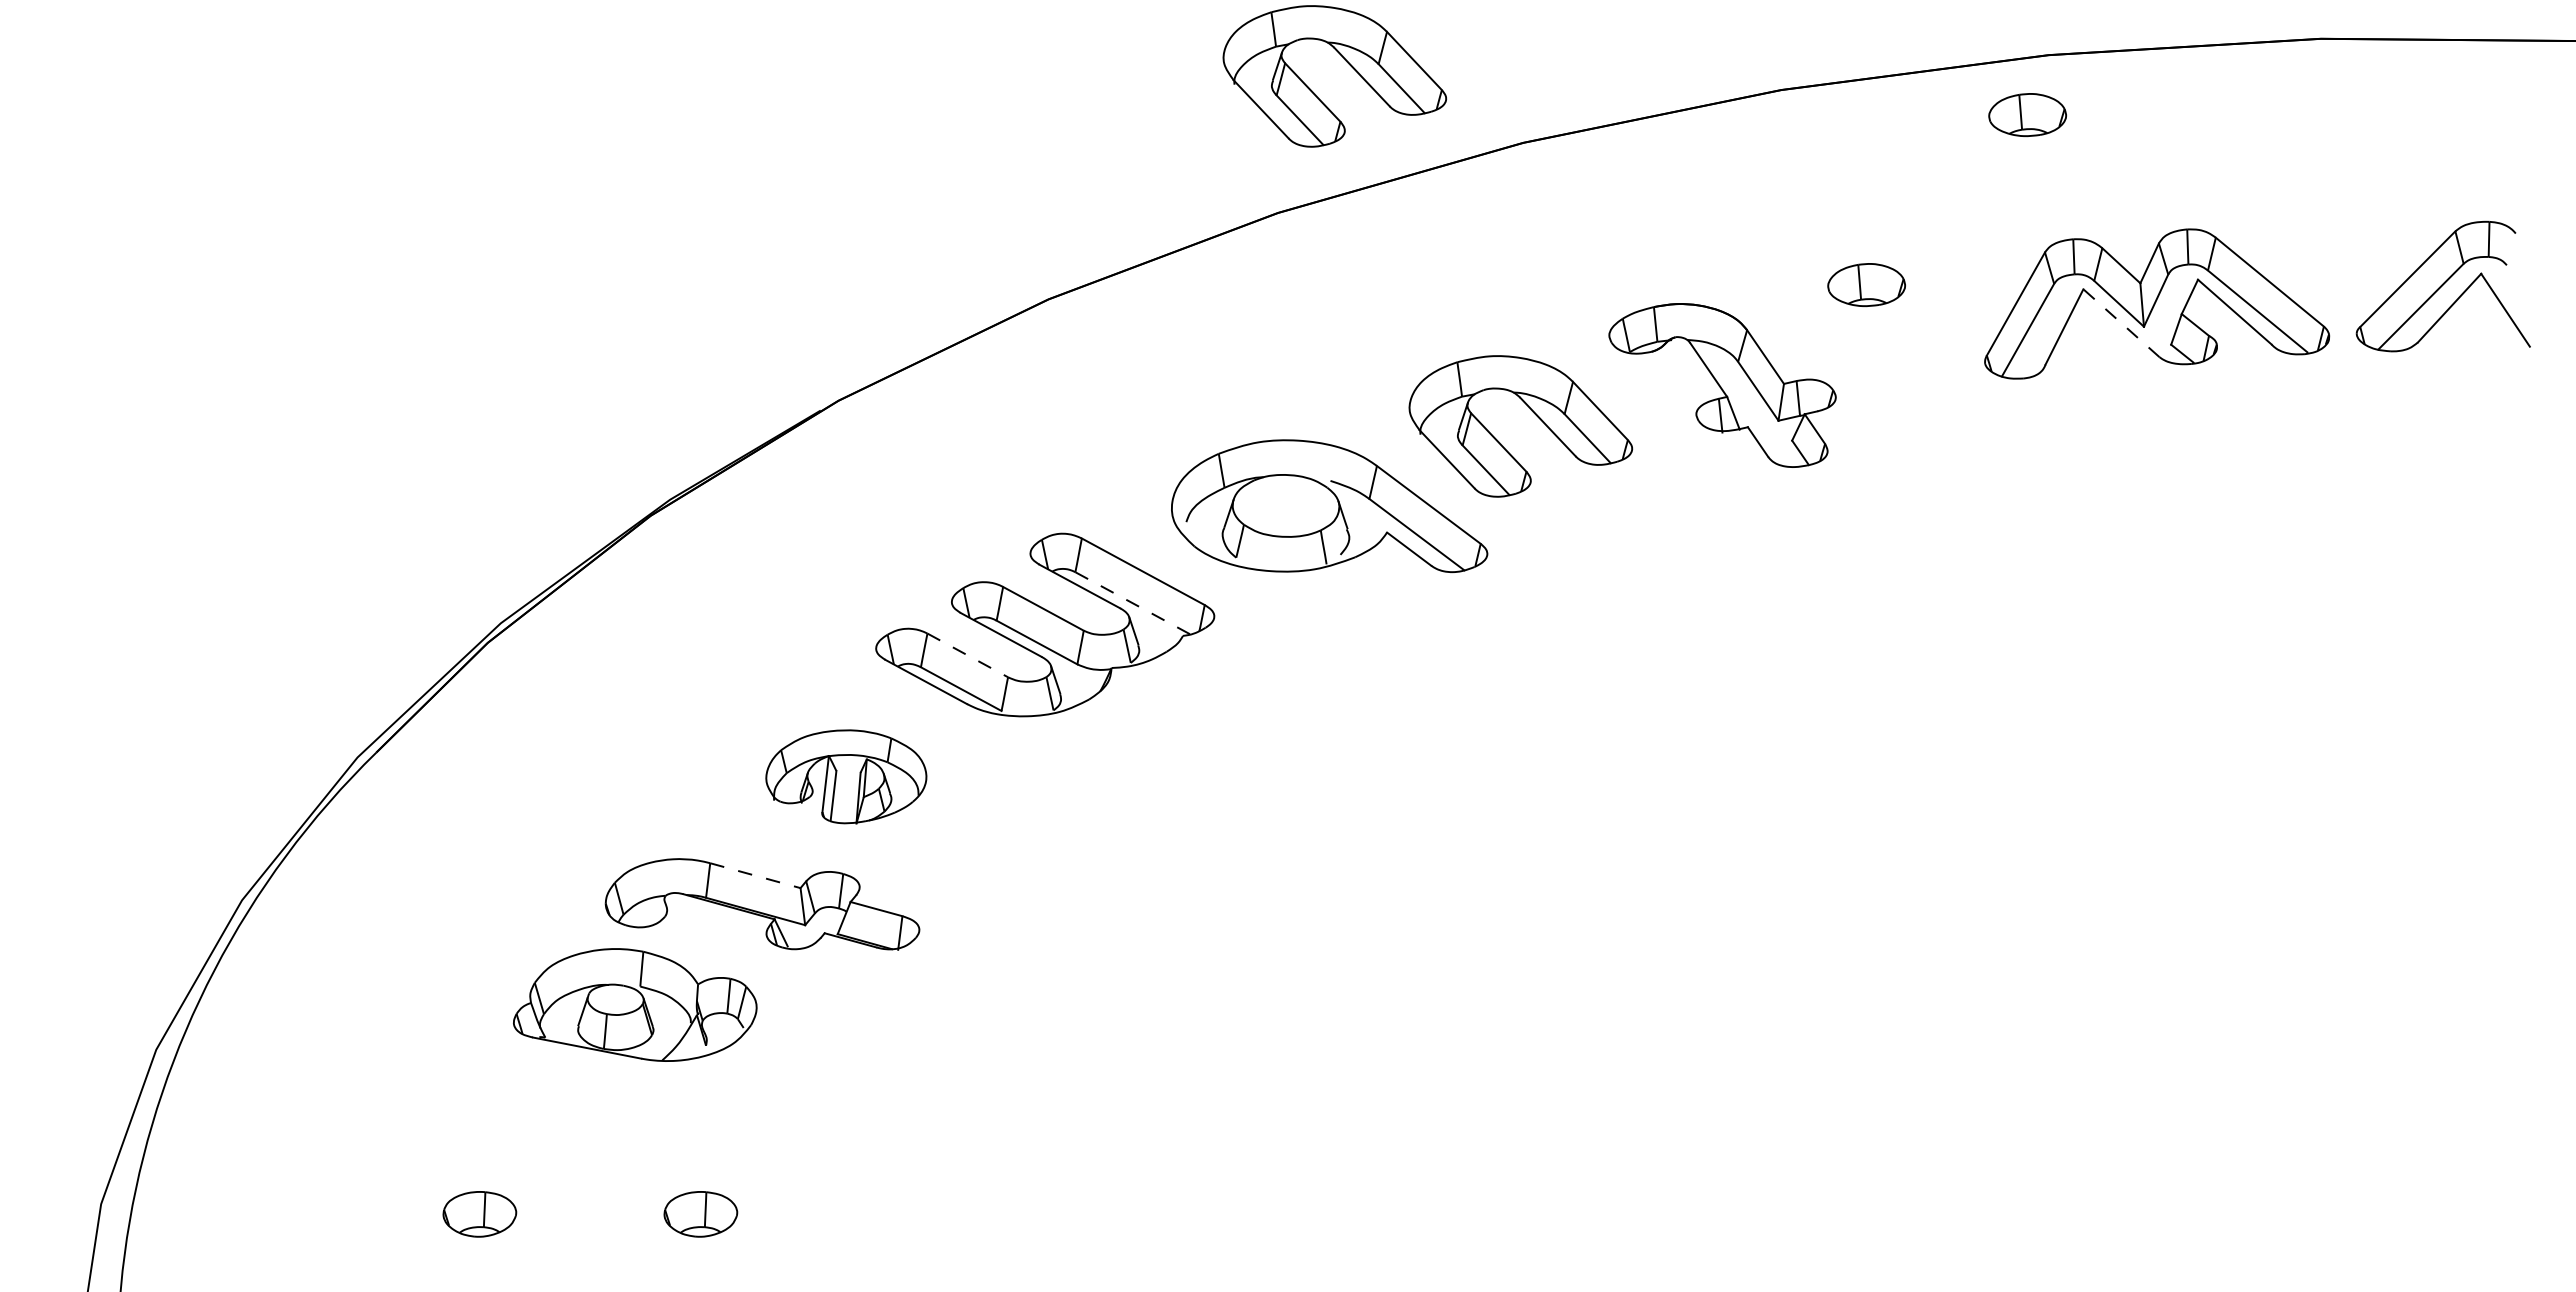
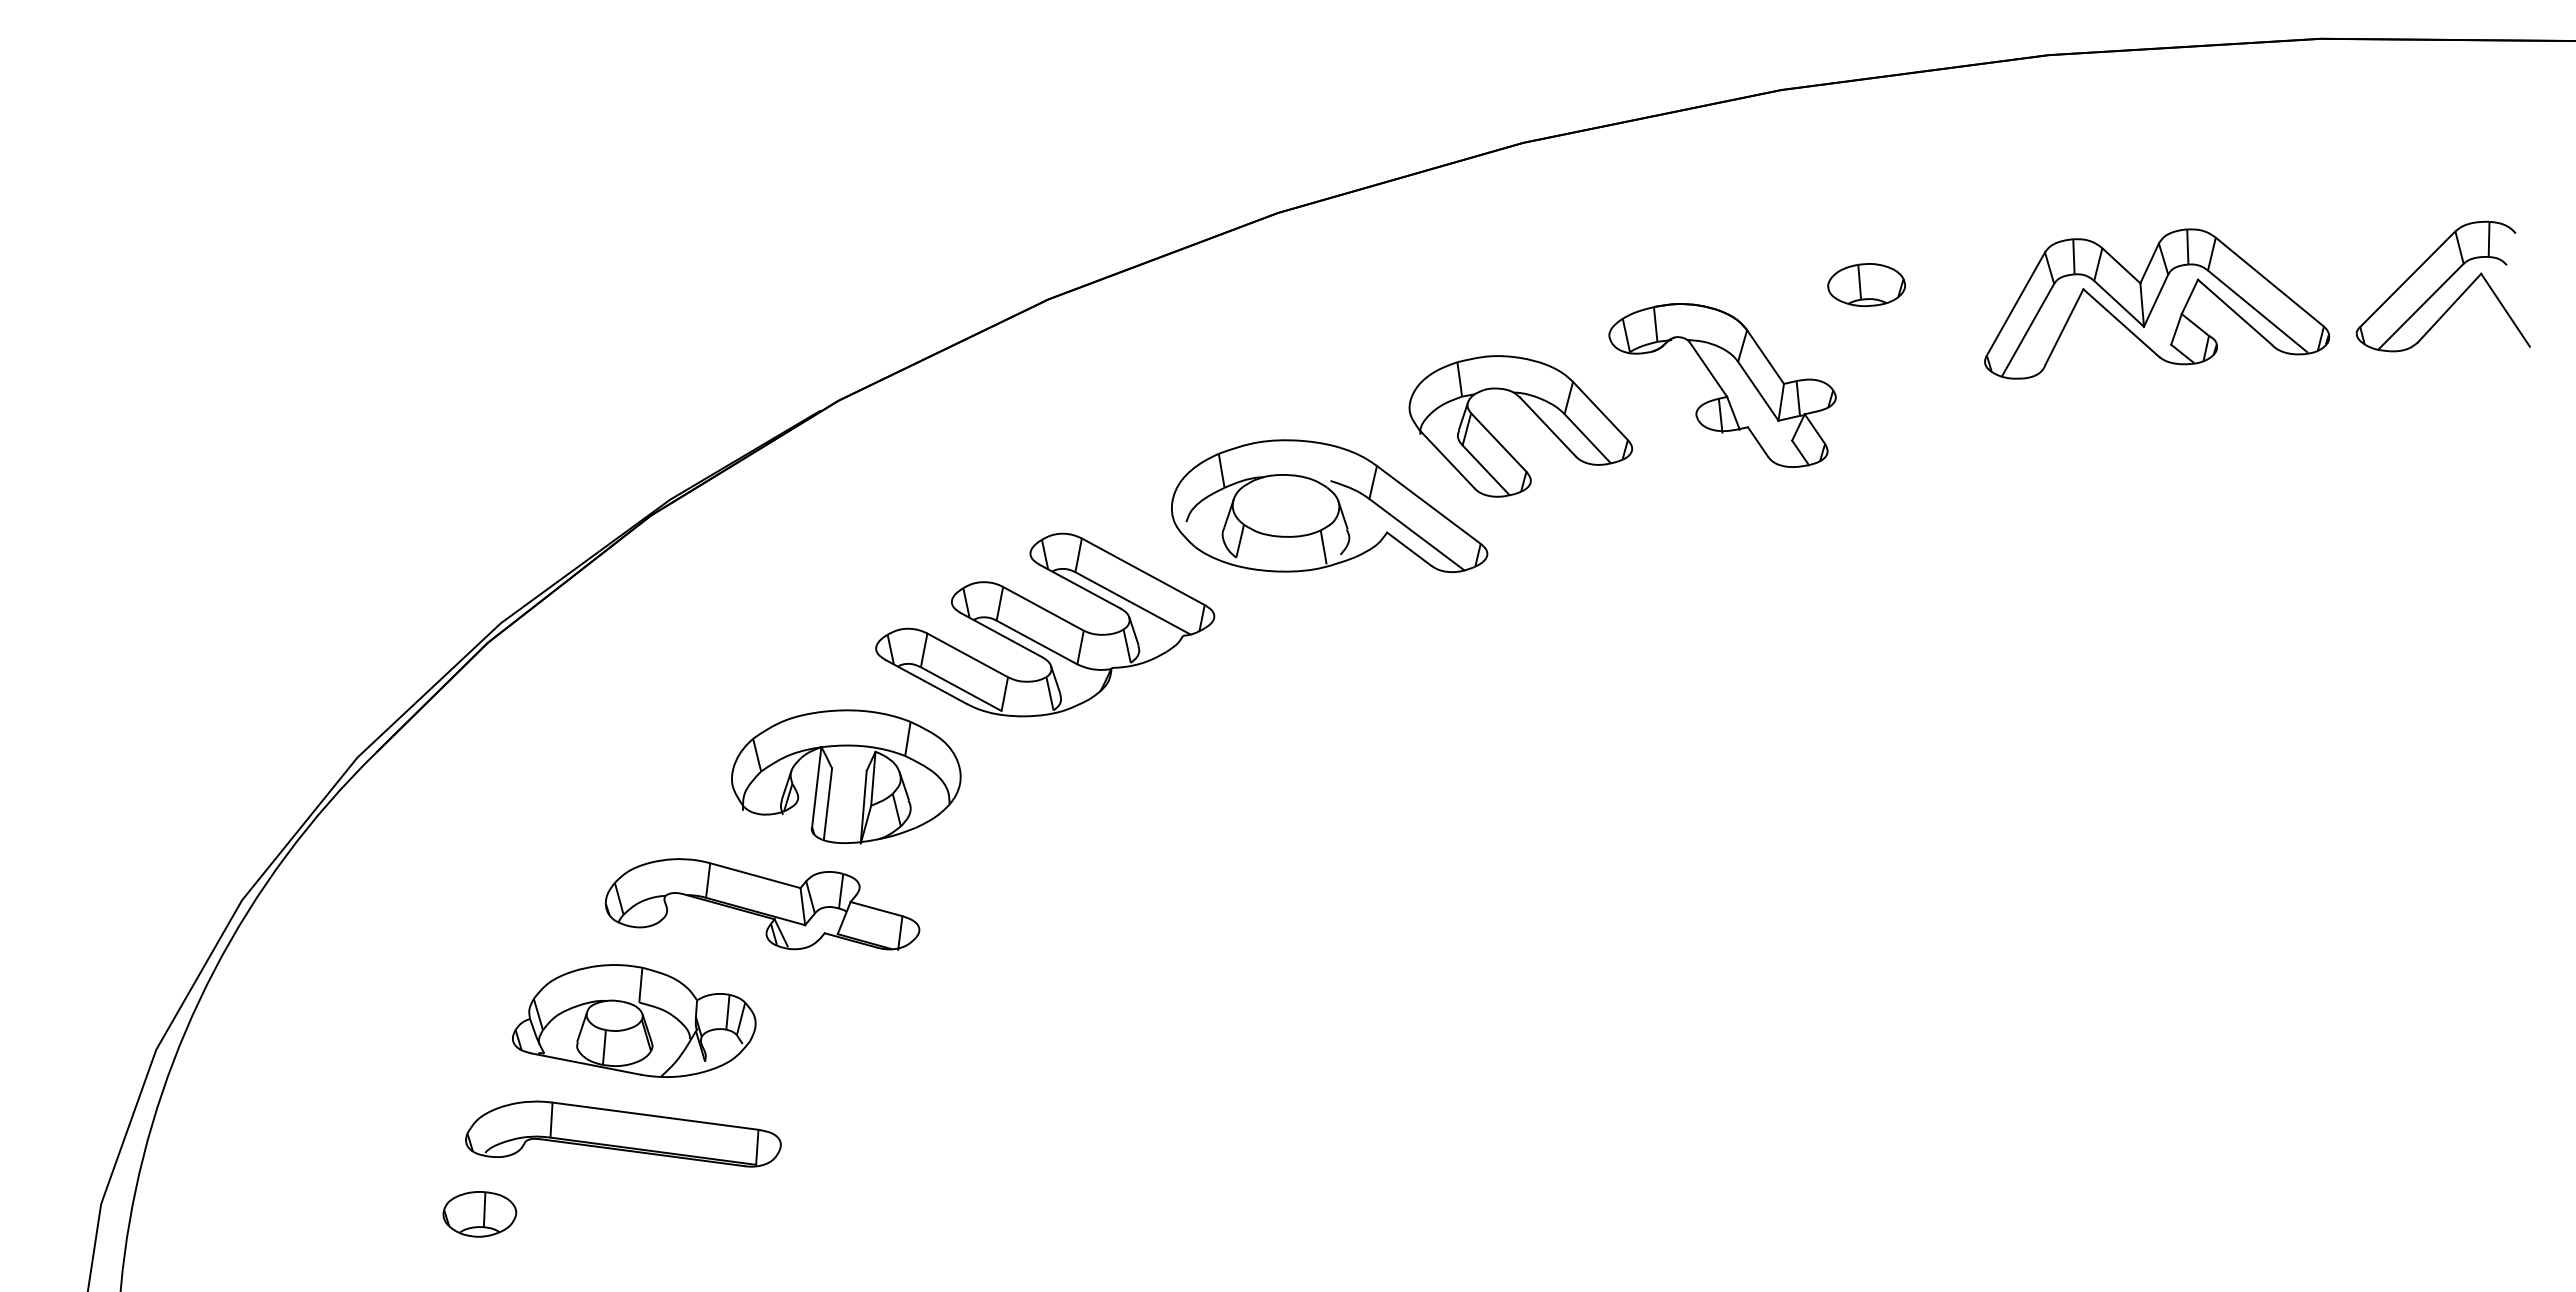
part: present -> none (1347, 63)
part: present -> none (2027, 115)
line: dashed -> solid (2121, 323)
line: dashed -> solid (1133, 603)
line: dashed -> solid (967, 655)
part size: 163x96 px -> 231x136 px (846, 776)
line: dashed -> solid (755, 875)
part position: (635, 1004) -> (634, 1020) (634, 1020)
part: none -> present (623, 1133)
part: present -> none (700, 1214)
